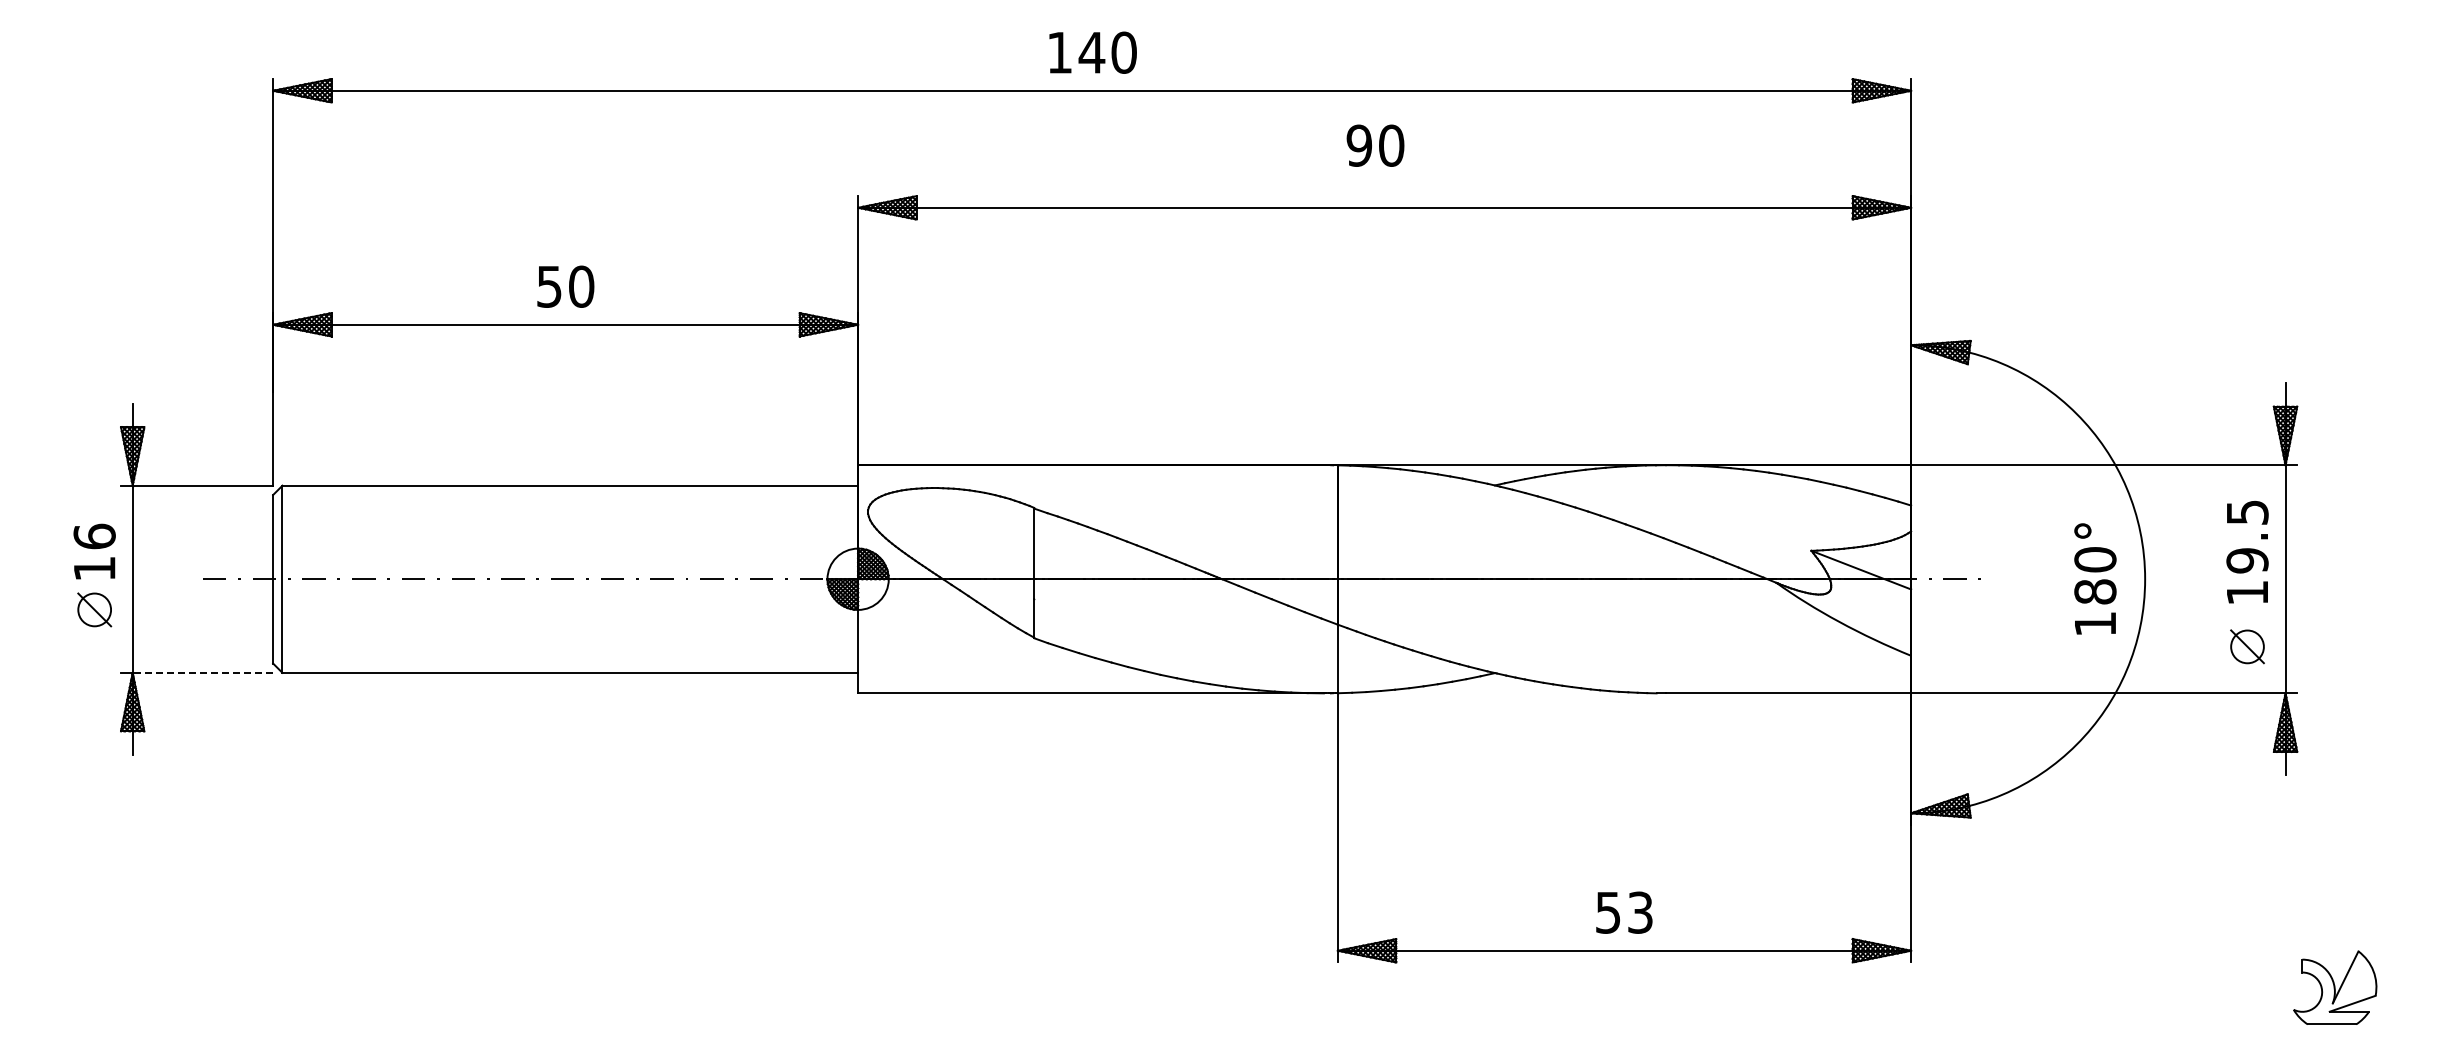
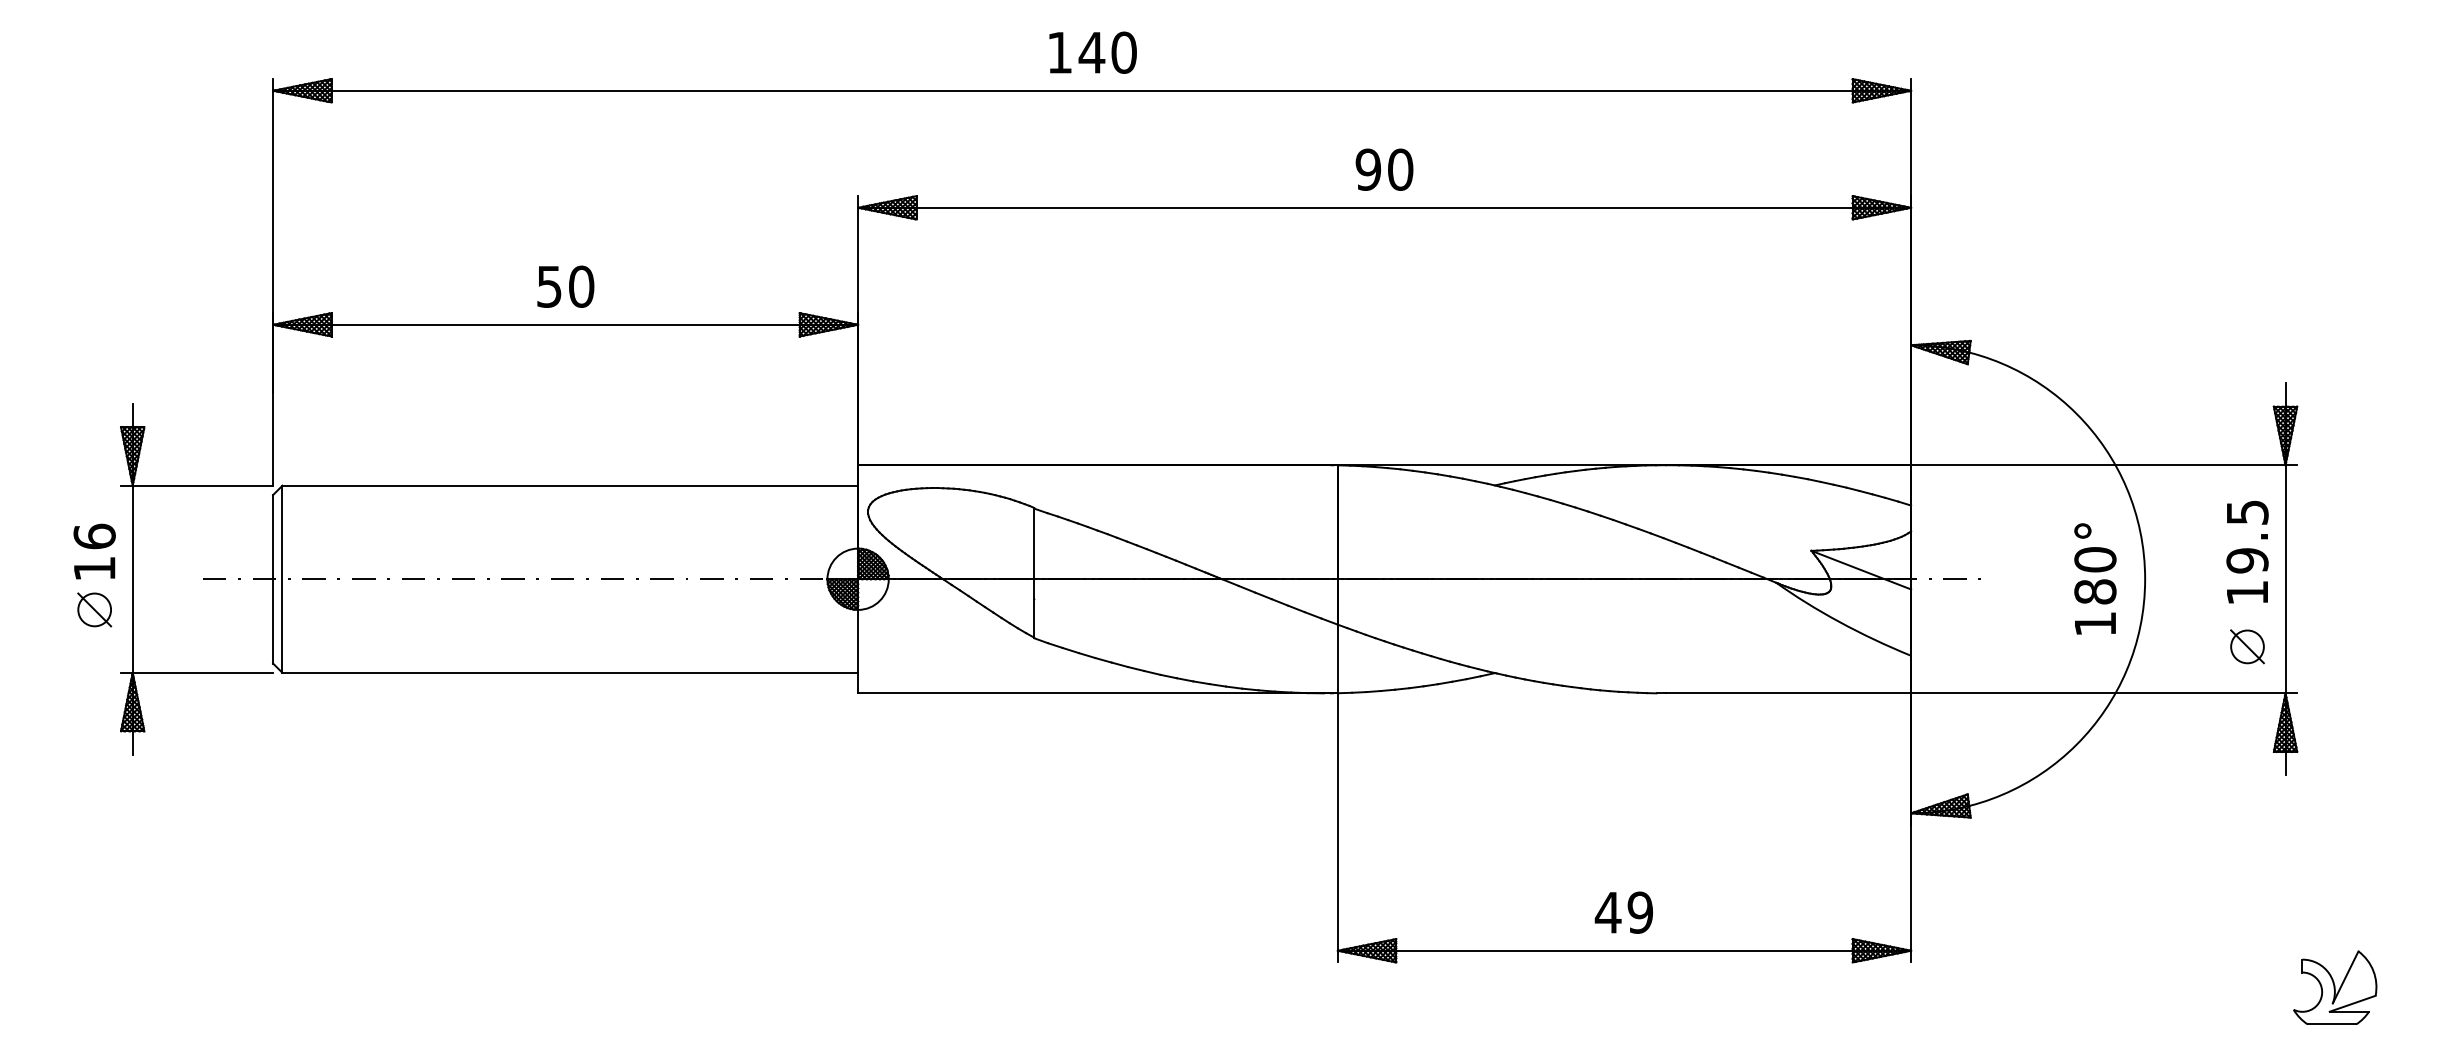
text position: (1375, 145) -> (1384, 169) (1384, 169)
line: dashed -> solid (202, 672)
text: 53 -> 49 (1623, 912)
